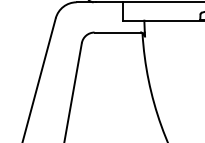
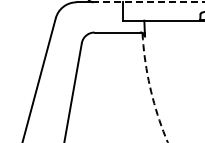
line: solid -> dashed (149, 2)
arc: solid -> dashed (150, 90)
